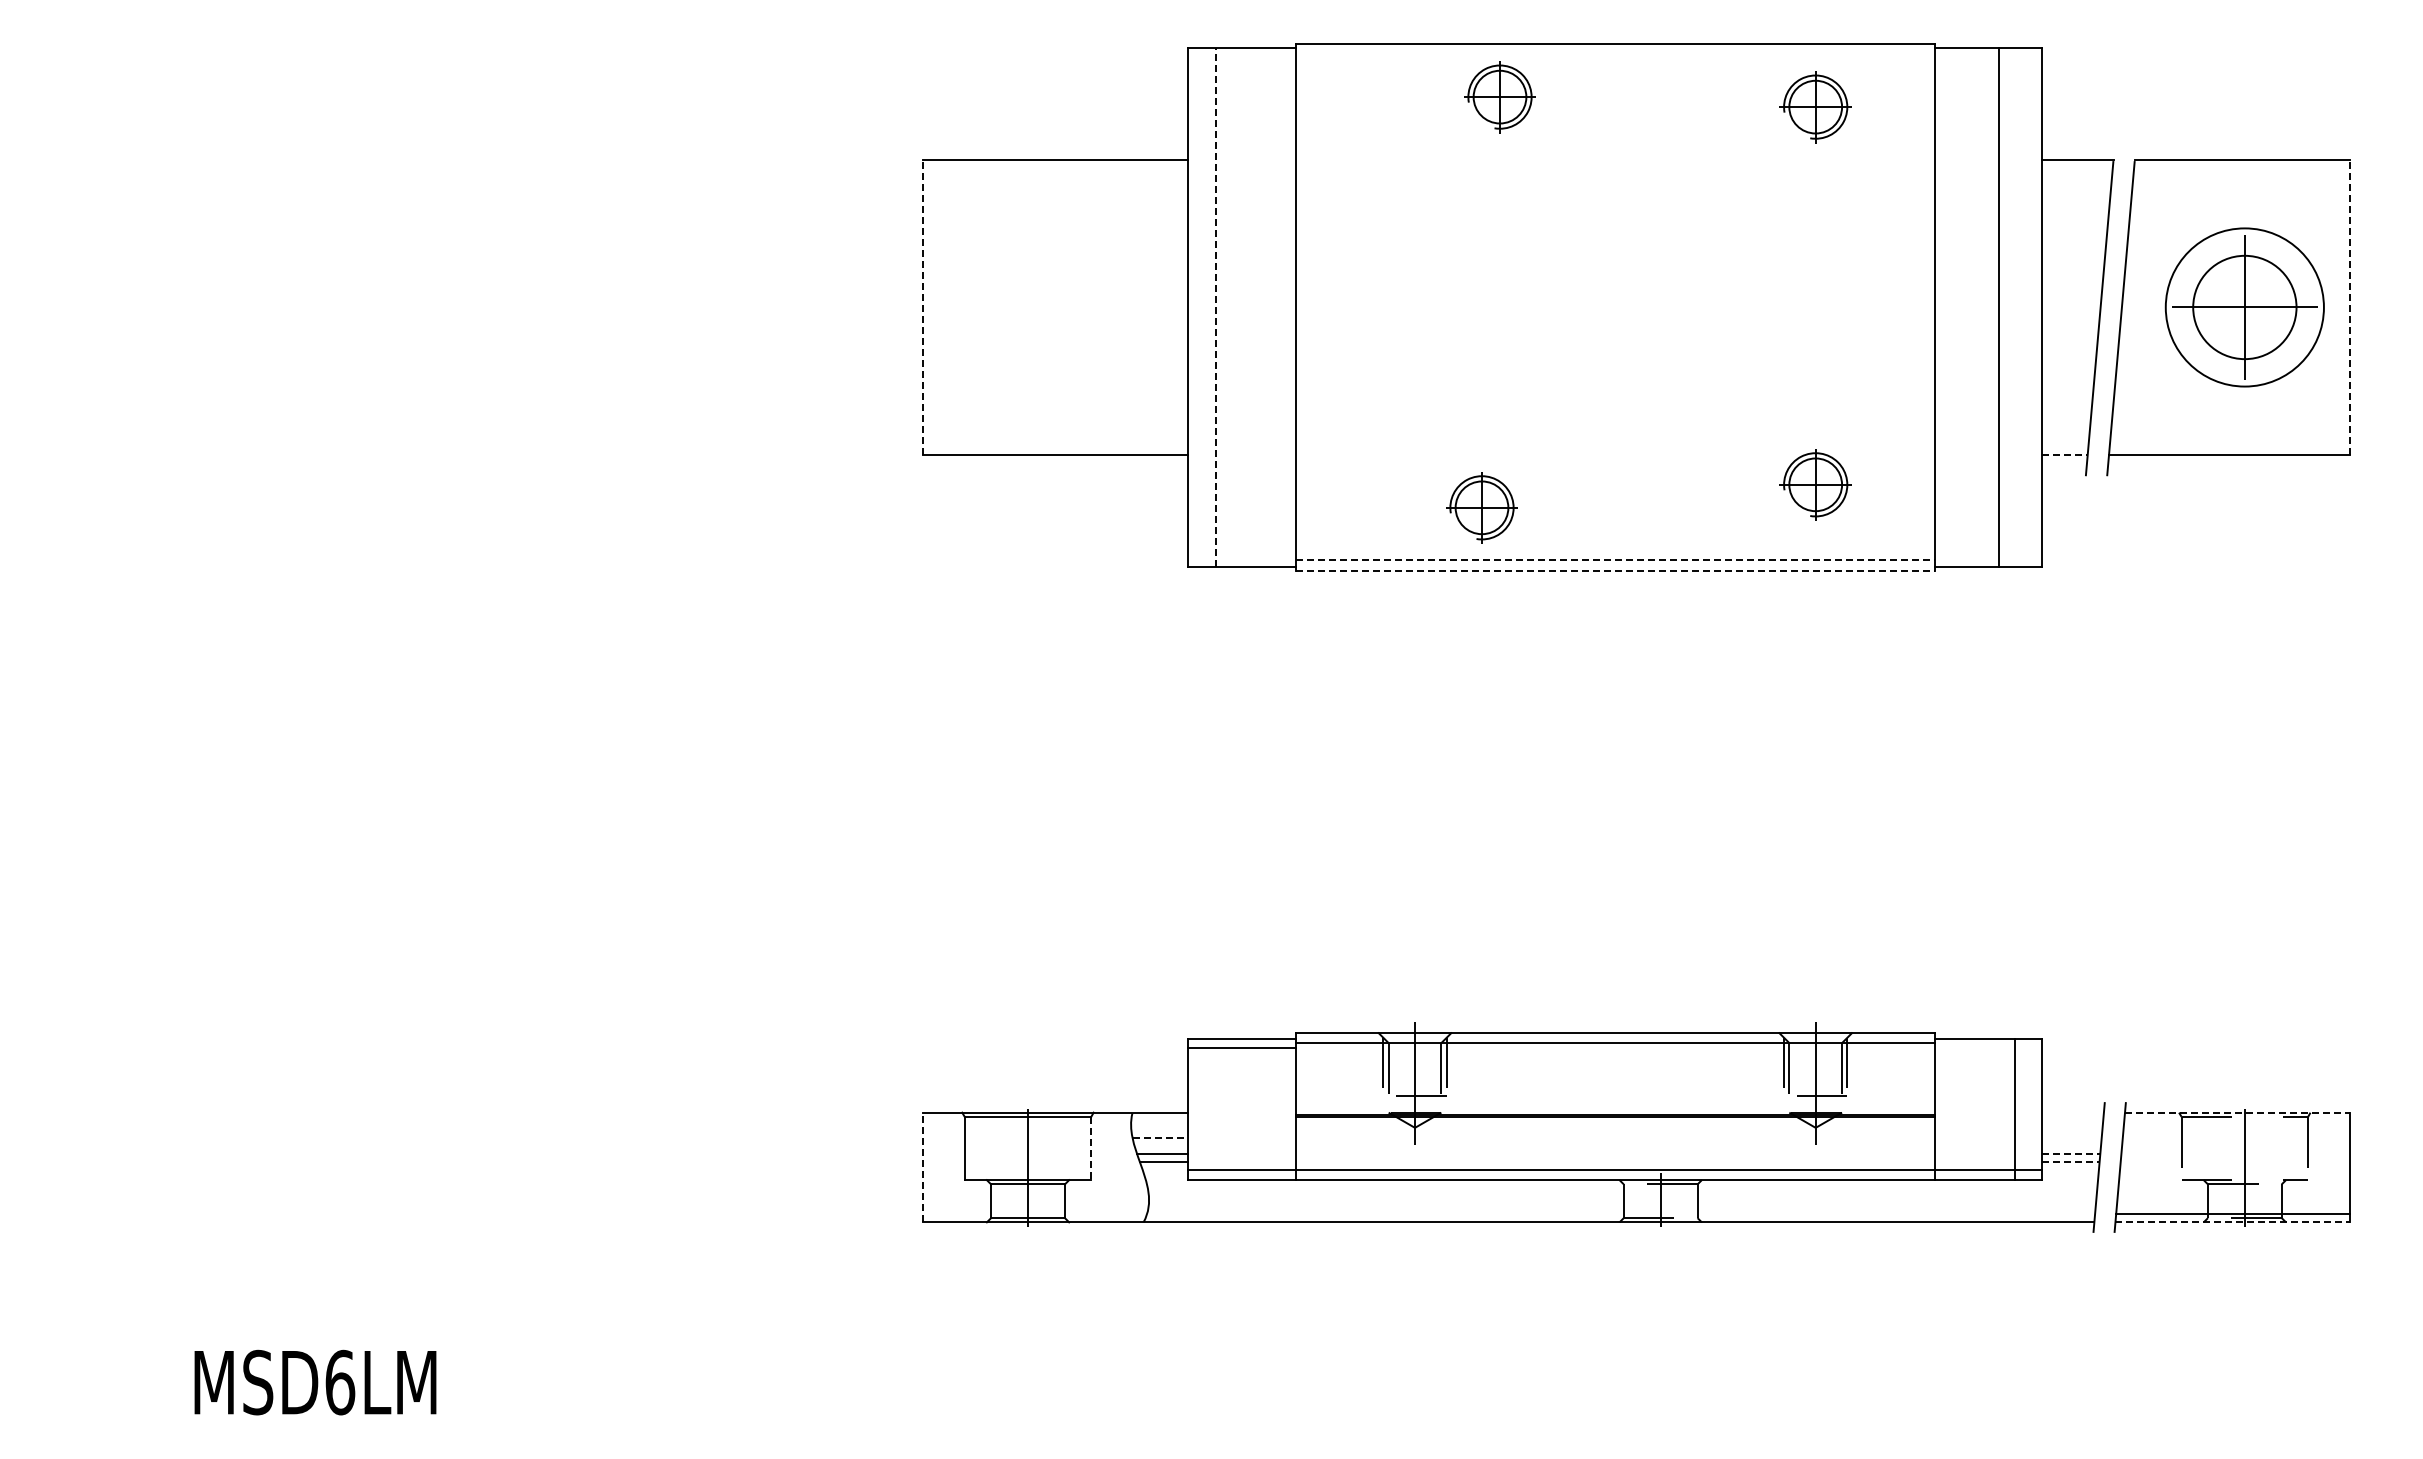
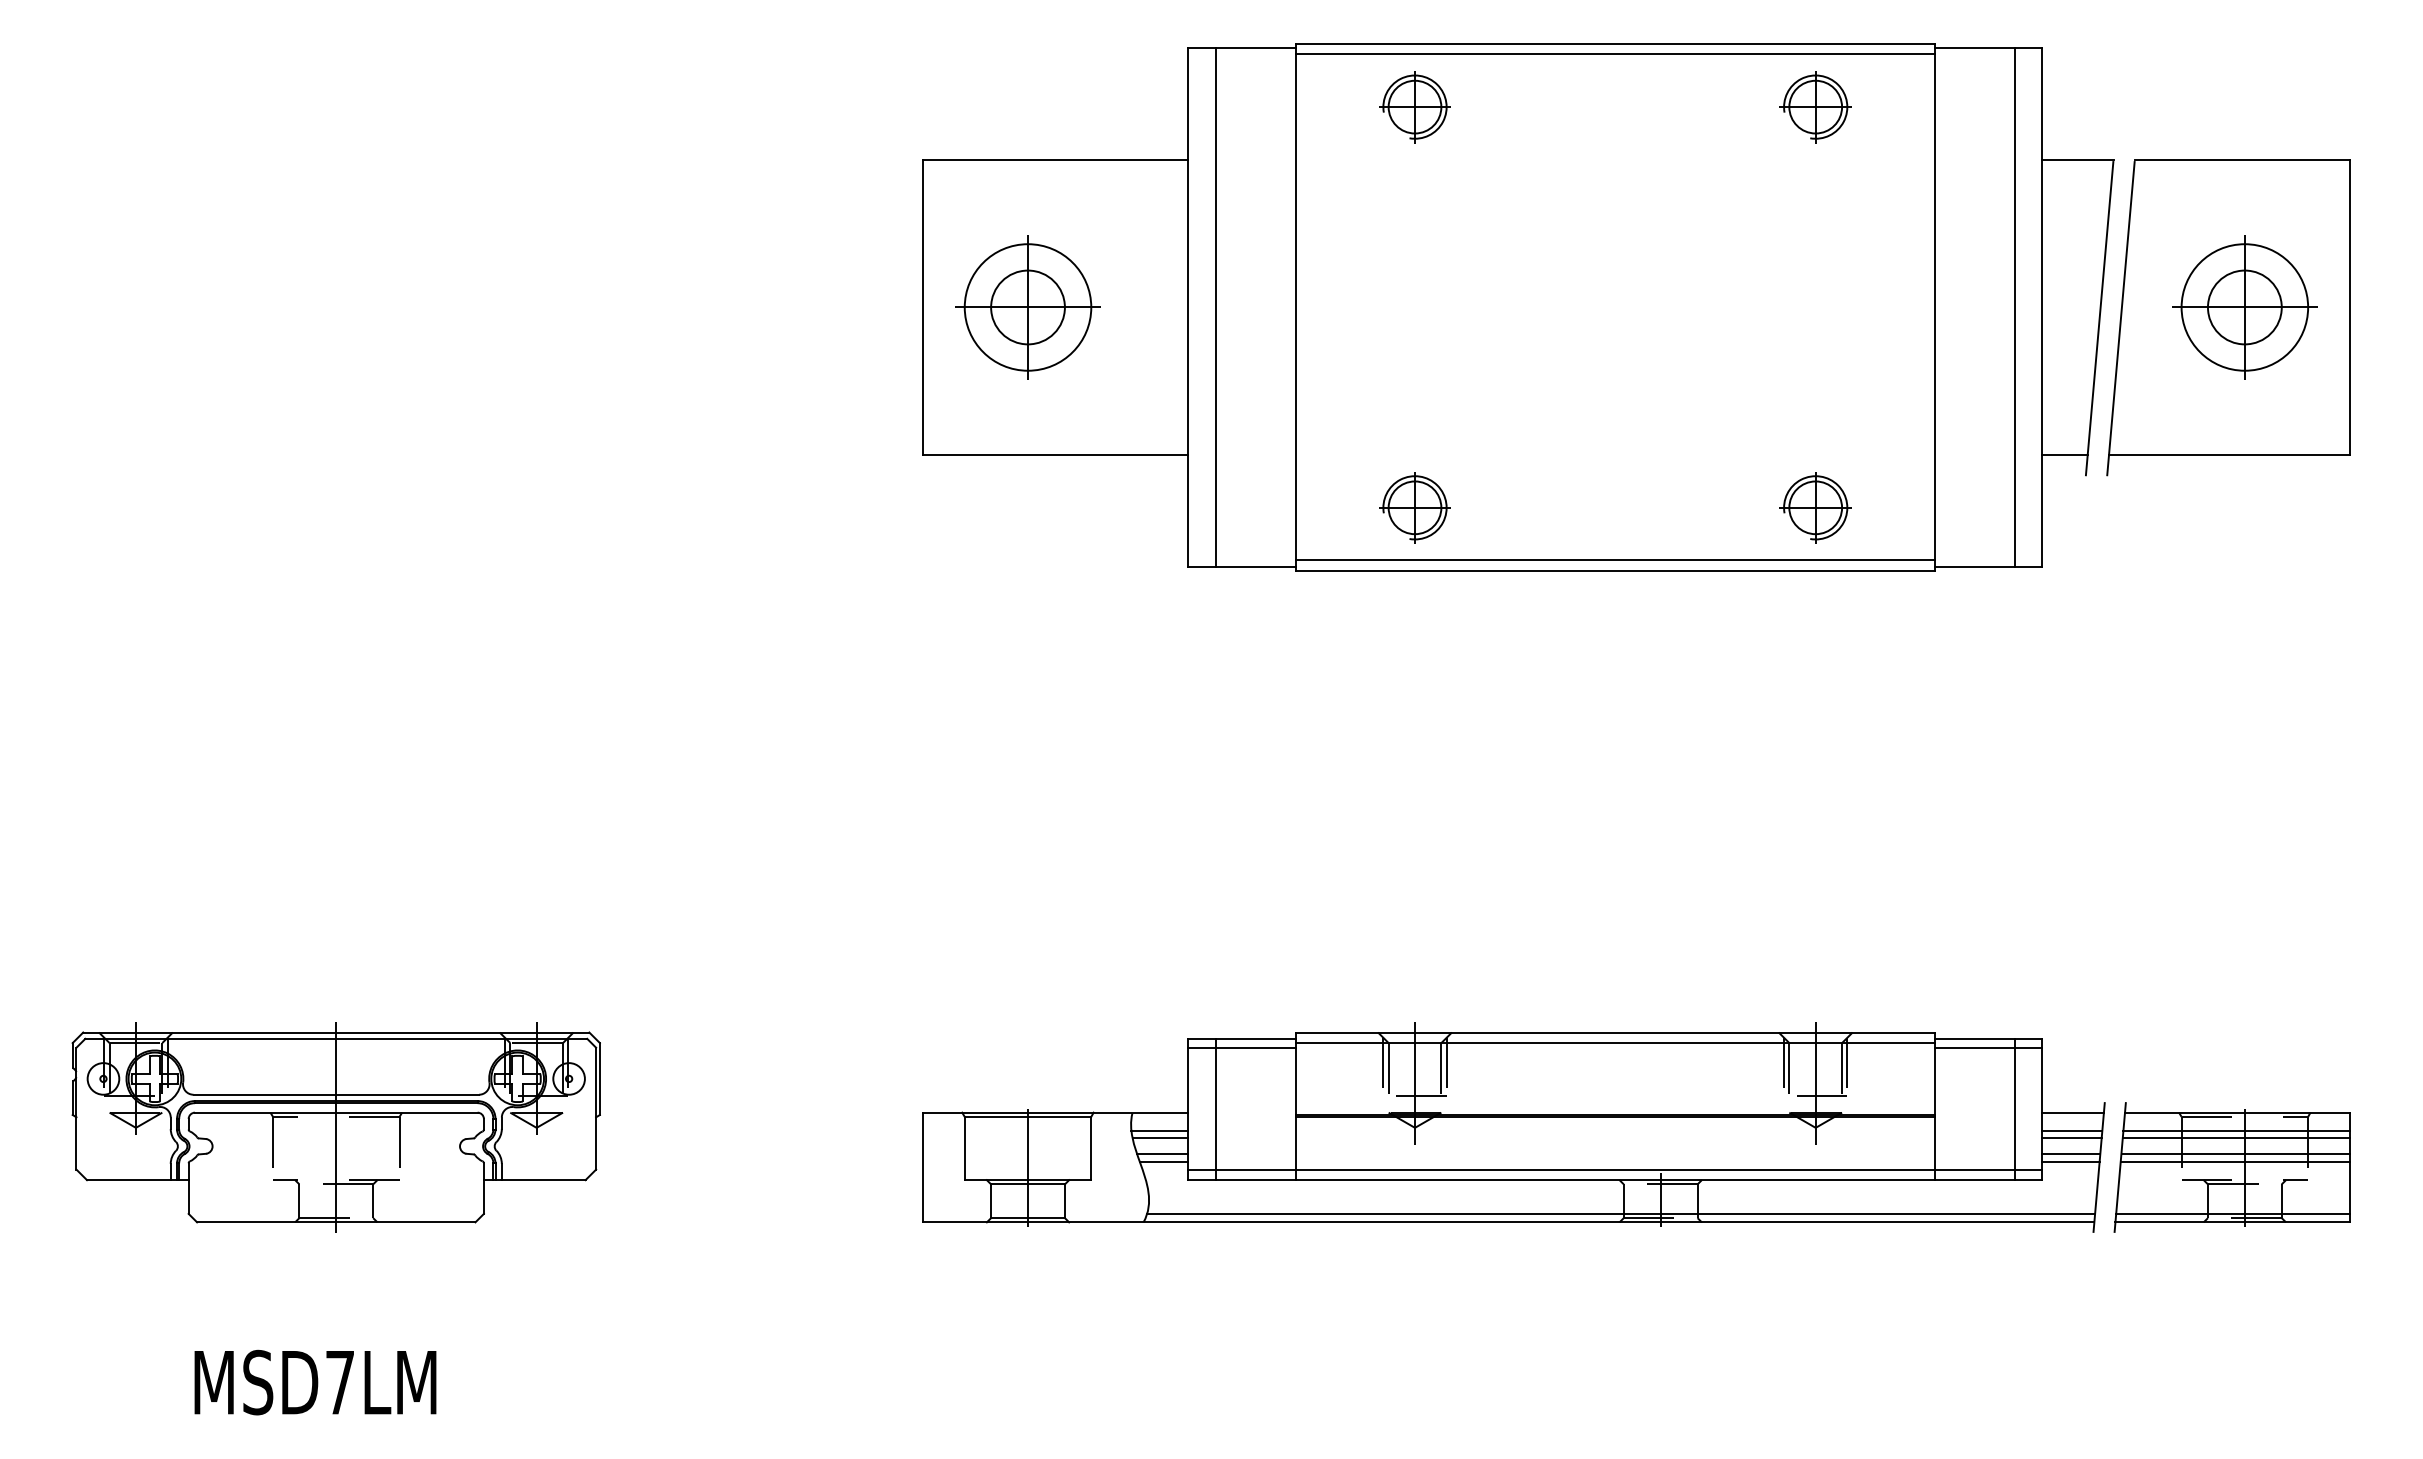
line: none -> present (1614, 54)
part position: (1499, 97) -> (1414, 107) (1414, 107)
line: dashed -> solid (922, 307)
part: none -> present (1027, 307)
line: dashed -> solid (1215, 307)
line position: (1999, 307) -> (2015, 307) (2015, 307)
circle diameter: 103 px -> 74 px (2244, 307)
circle diameter: 158 px -> 127 px (2244, 307)
line: dashed -> solid (2350, 307)
line: dashed -> solid (2065, 455)
part position: (1815, 484) -> (1815, 507) (1815, 507)
part position: (1481, 507) -> (1414, 507) (1414, 507)
line: dashed -> solid (1615, 559)
line: dashed -> solid (1615, 570)
line: none -> present (1988, 1047)
line: none -> present (1215, 1109)
line: none -> present (2073, 1112)
line: dashed -> solid (2237, 1112)
part: none -> present (335, 1127)
line: none -> present (1159, 1131)
line: none -> present (2072, 1131)
line: none -> present (2236, 1131)
line: dashed -> solid (1160, 1138)
line: none -> present (2071, 1138)
line: none -> present (2236, 1138)
line: dashed -> solid (1091, 1148)
line: dashed -> solid (2071, 1154)
line: none -> present (2235, 1154)
line: dashed -> solid (2070, 1161)
line: none -> present (2235, 1161)
line: dashed -> solid (922, 1167)
line: none -> present (1621, 1213)
line: dashed -> solid (2233, 1222)
text: MSD6LM -> MSD7LM (340, 1382)
